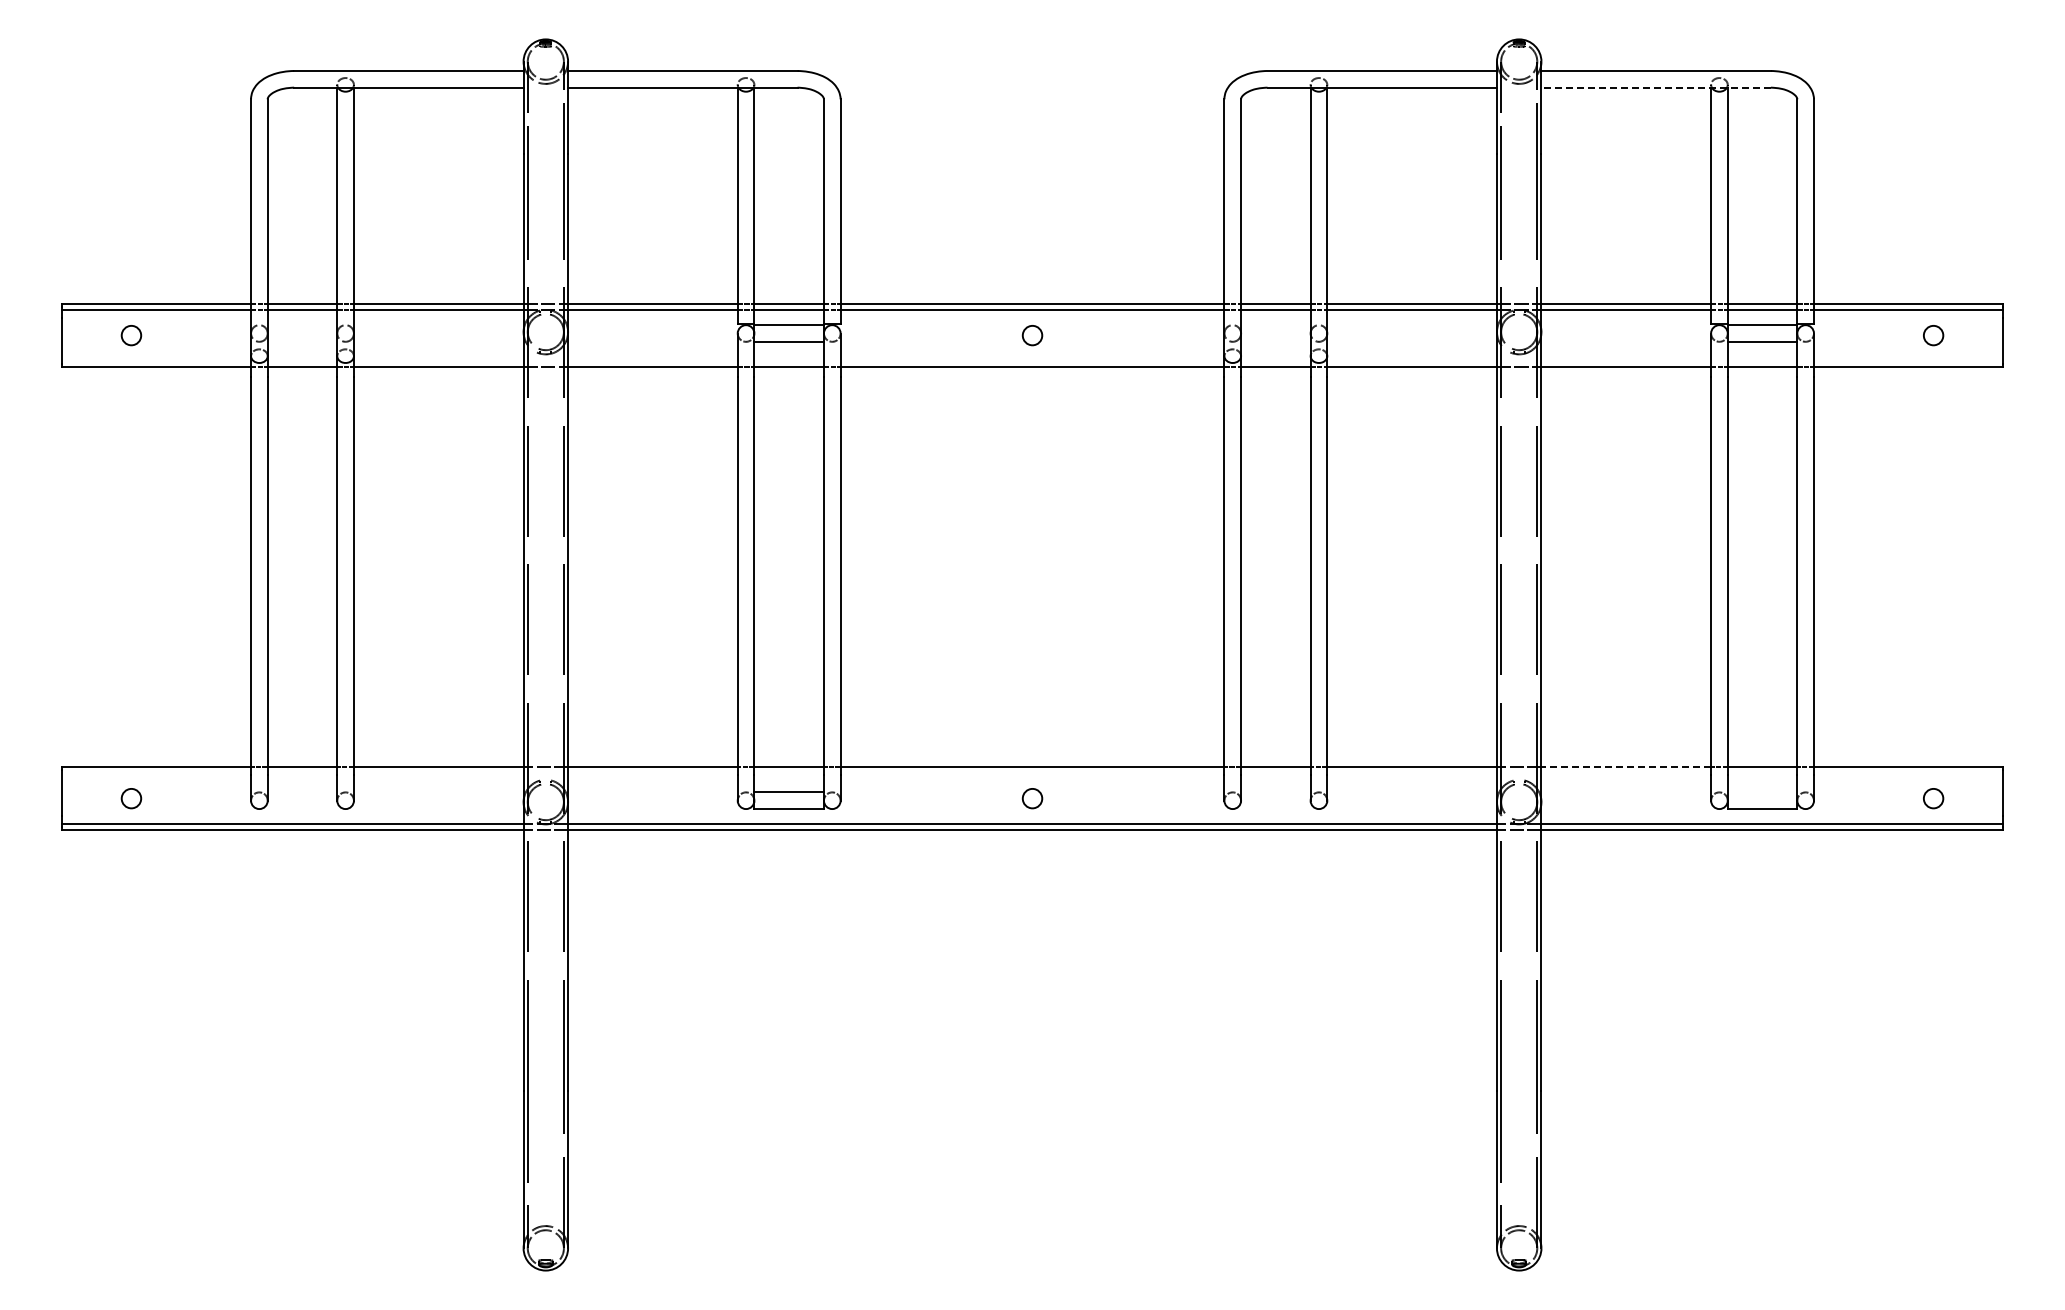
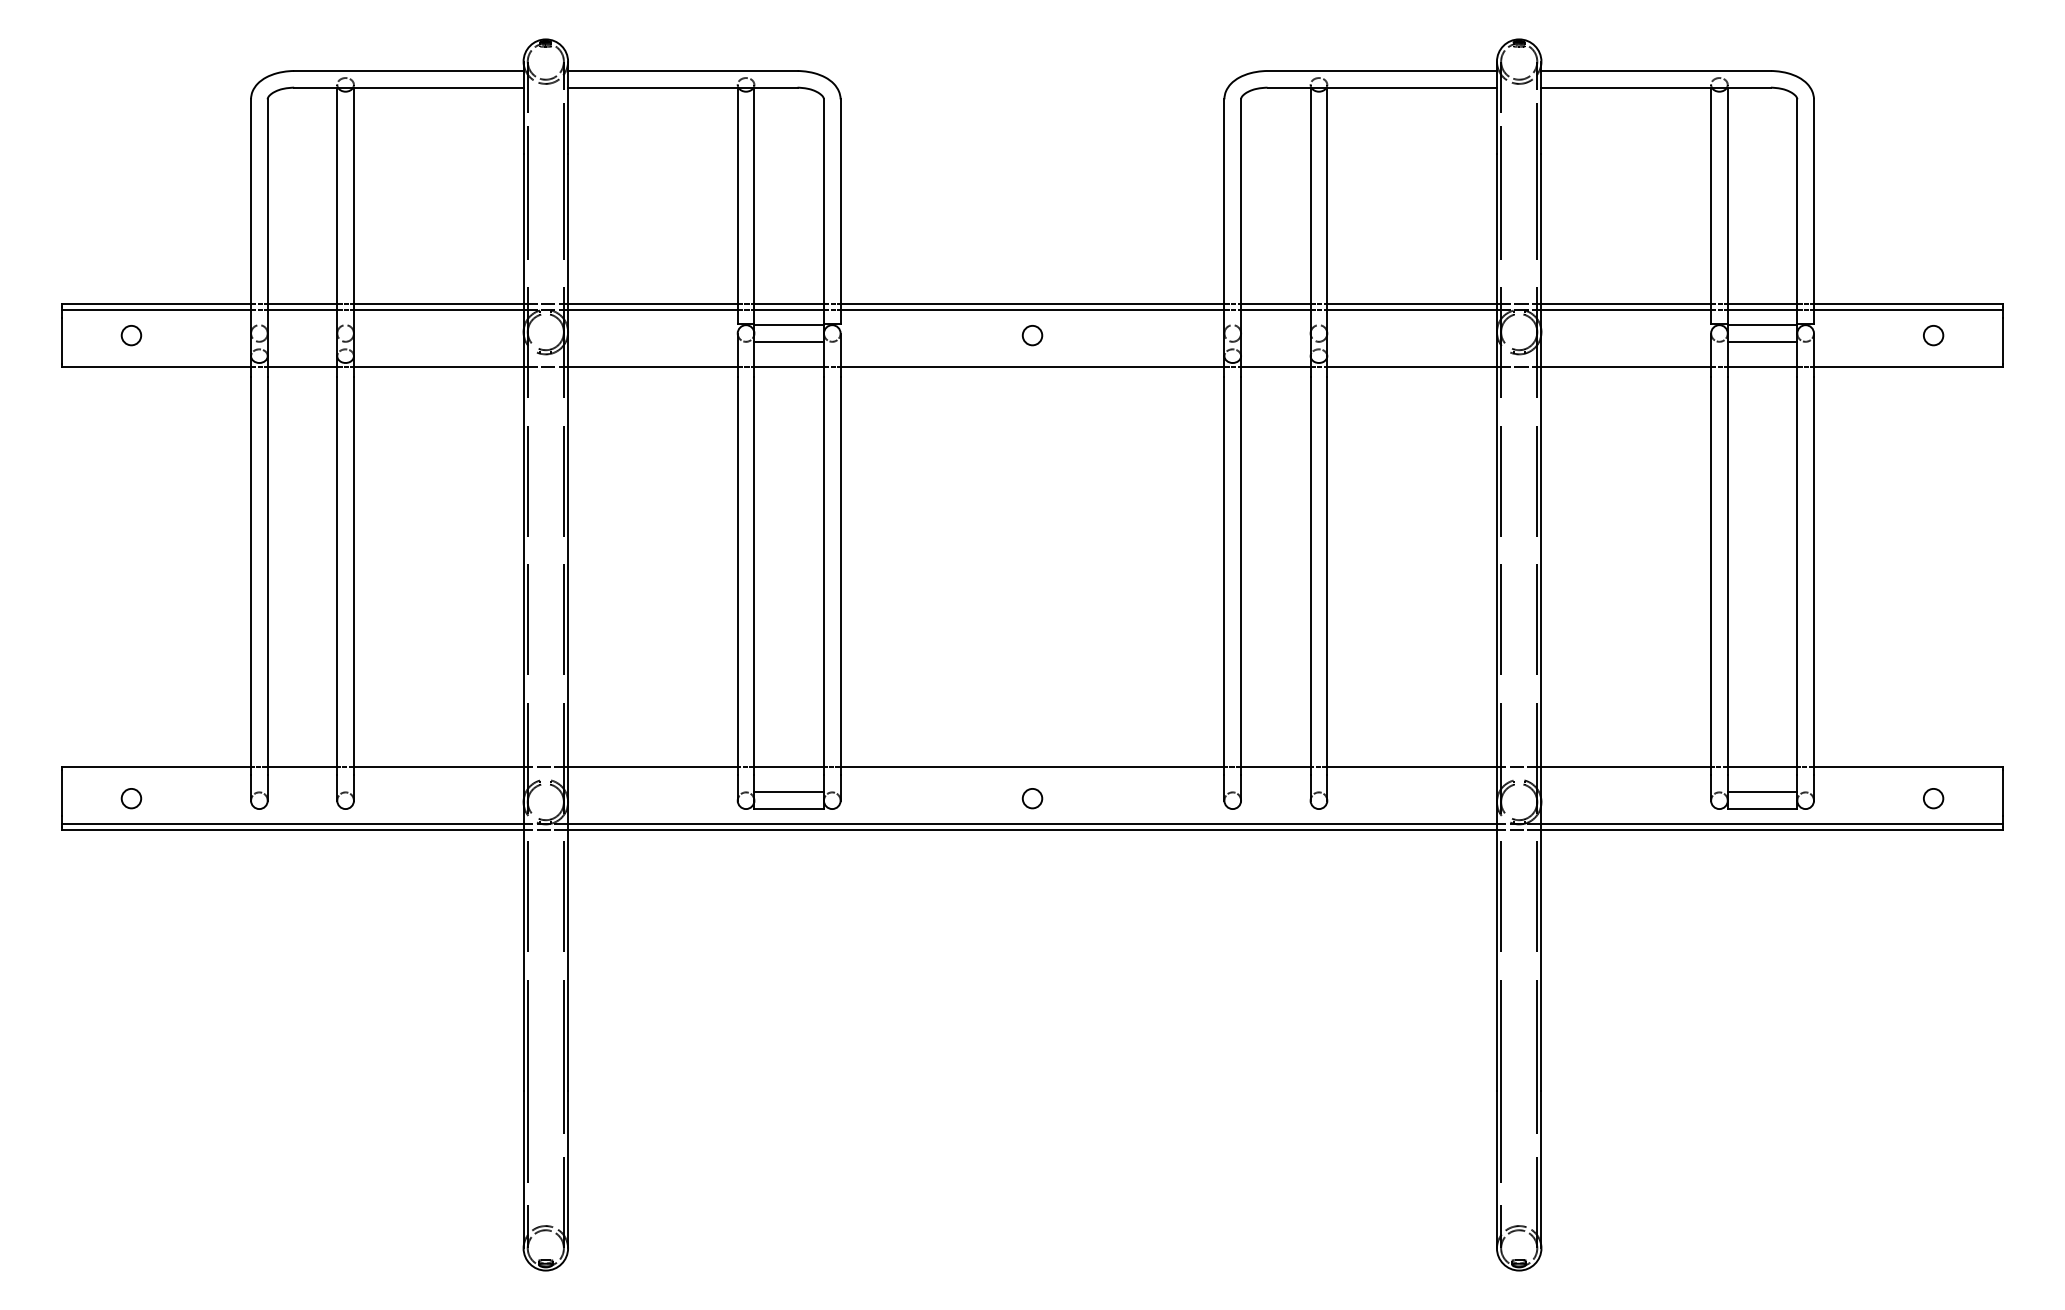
line: dashed -> solid (1656, 87)
line: dashed -> solid (1626, 767)
line: none -> present (1762, 792)
